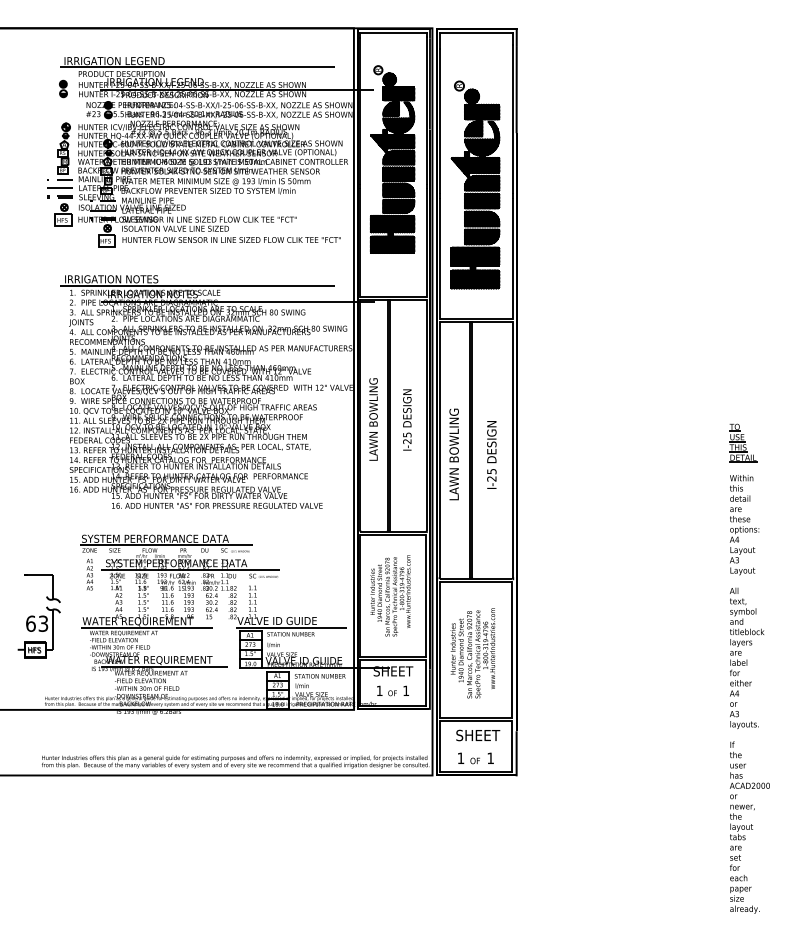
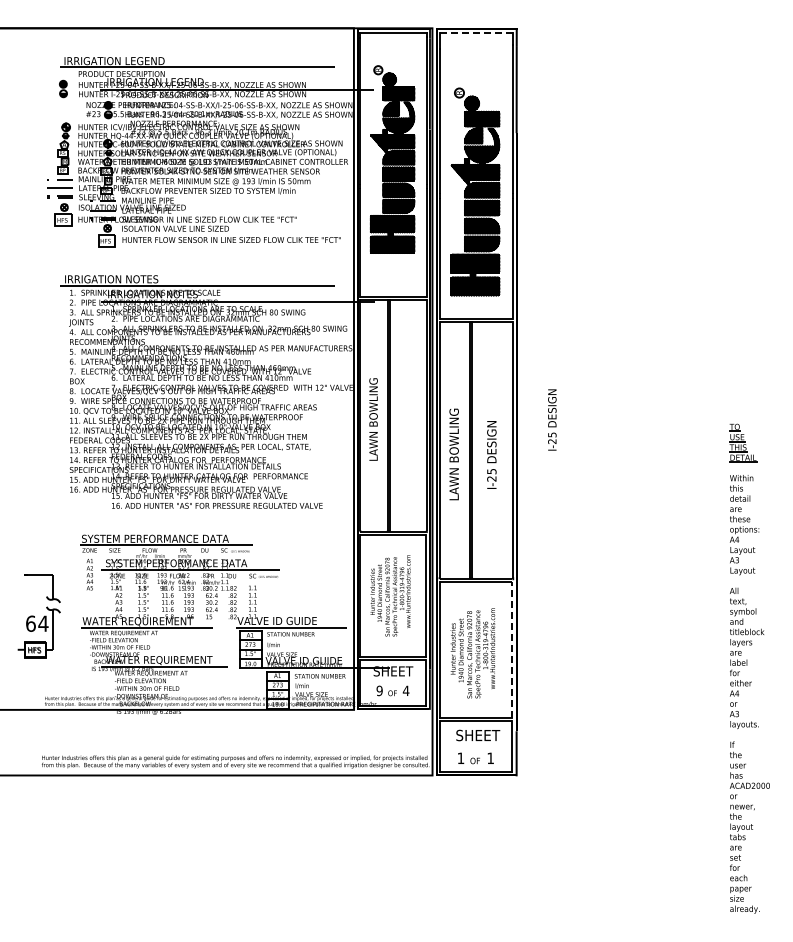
line: solid -> dashed (476, 33)
part position: (475, 184) -> (475, 191) (475, 191)
text position: (407, 419) -> (552, 419) (552, 419)
text: 63 -> 64 (43, 623)
line: solid -> dashed (512, 649)
text: 1 -> 9 (379, 690)
text: 1 -> 4 (405, 690)
